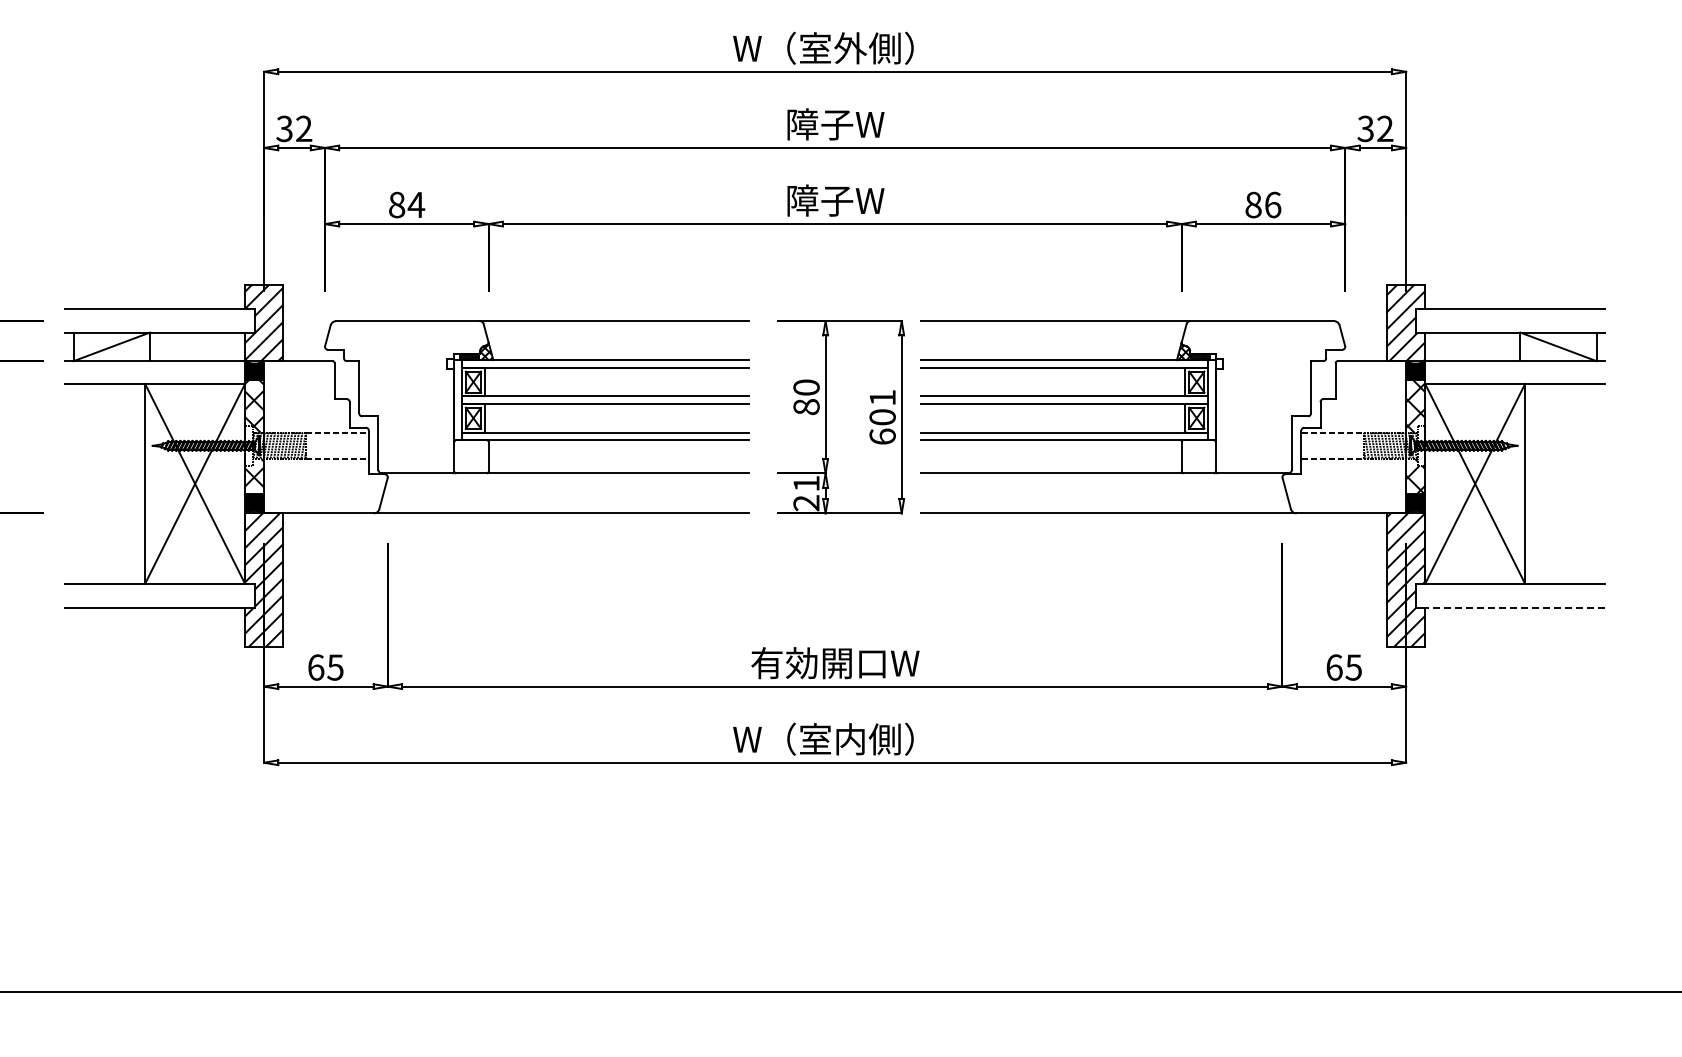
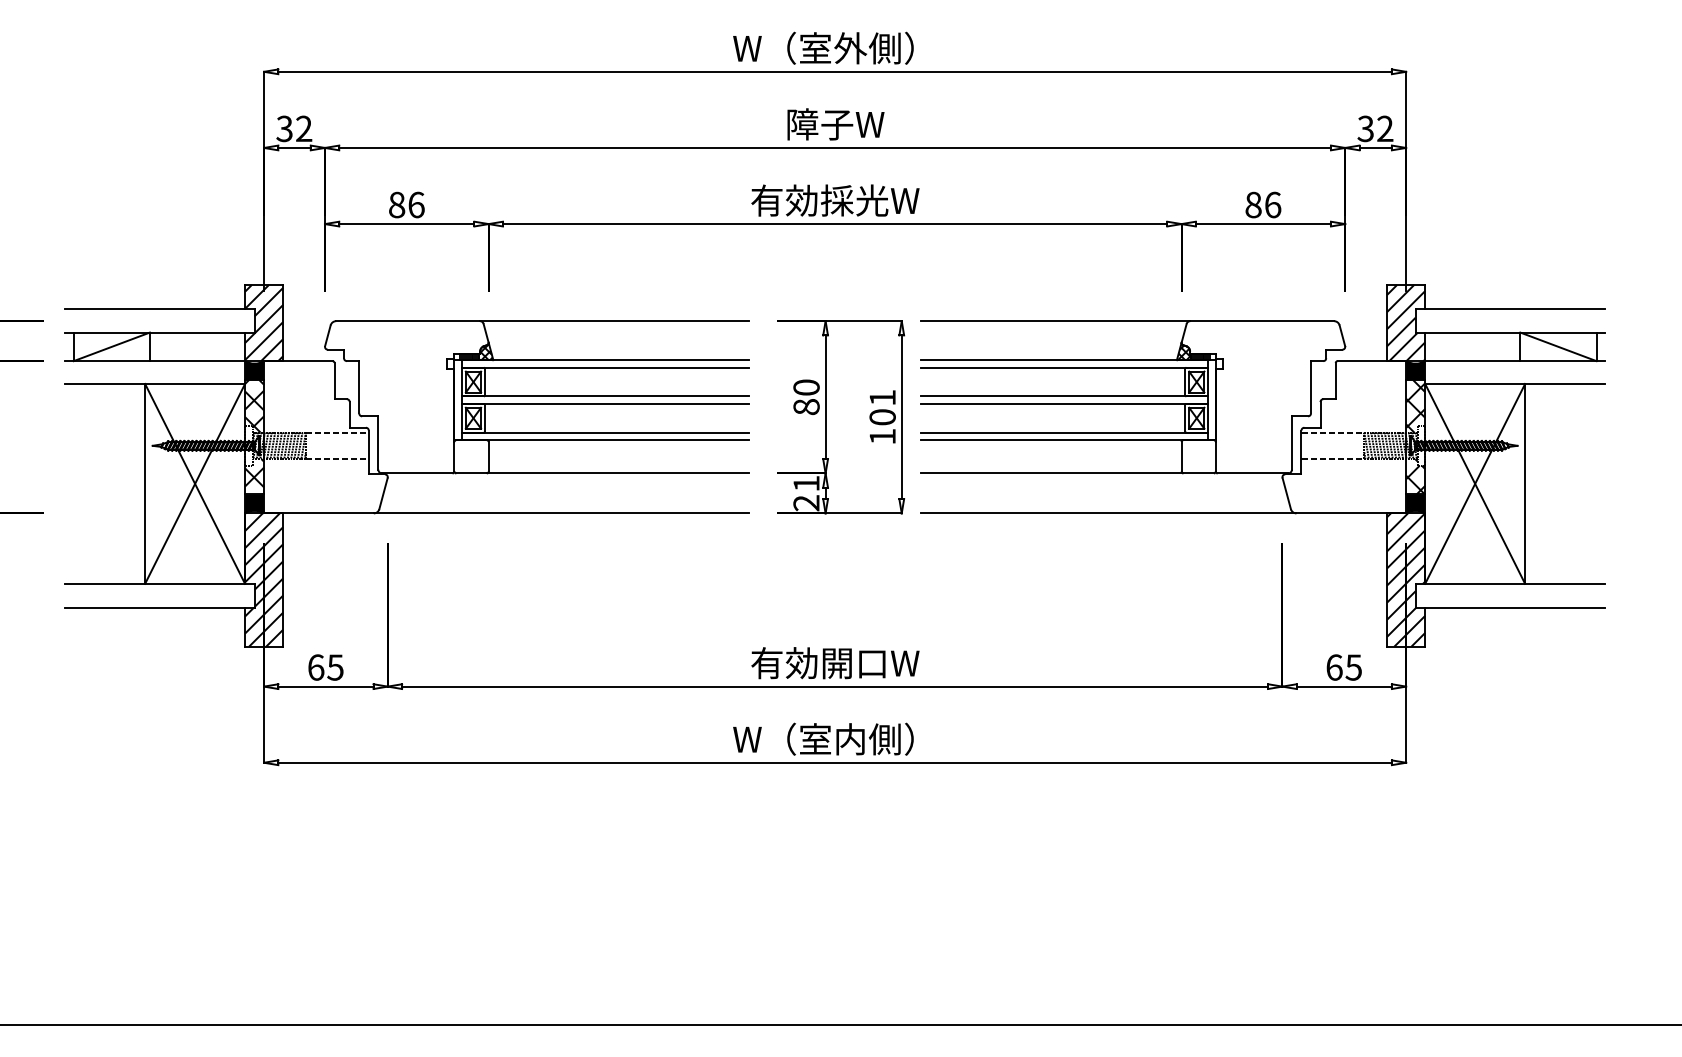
text: 障子W -> 有効採光W (835, 200)
text: 84 -> 86 (416, 204)
text: 601 -> 101 (882, 436)
line: dashed -> solid (1515, 607)
line position: (840, 992) -> (840, 1025) (840, 1025)
